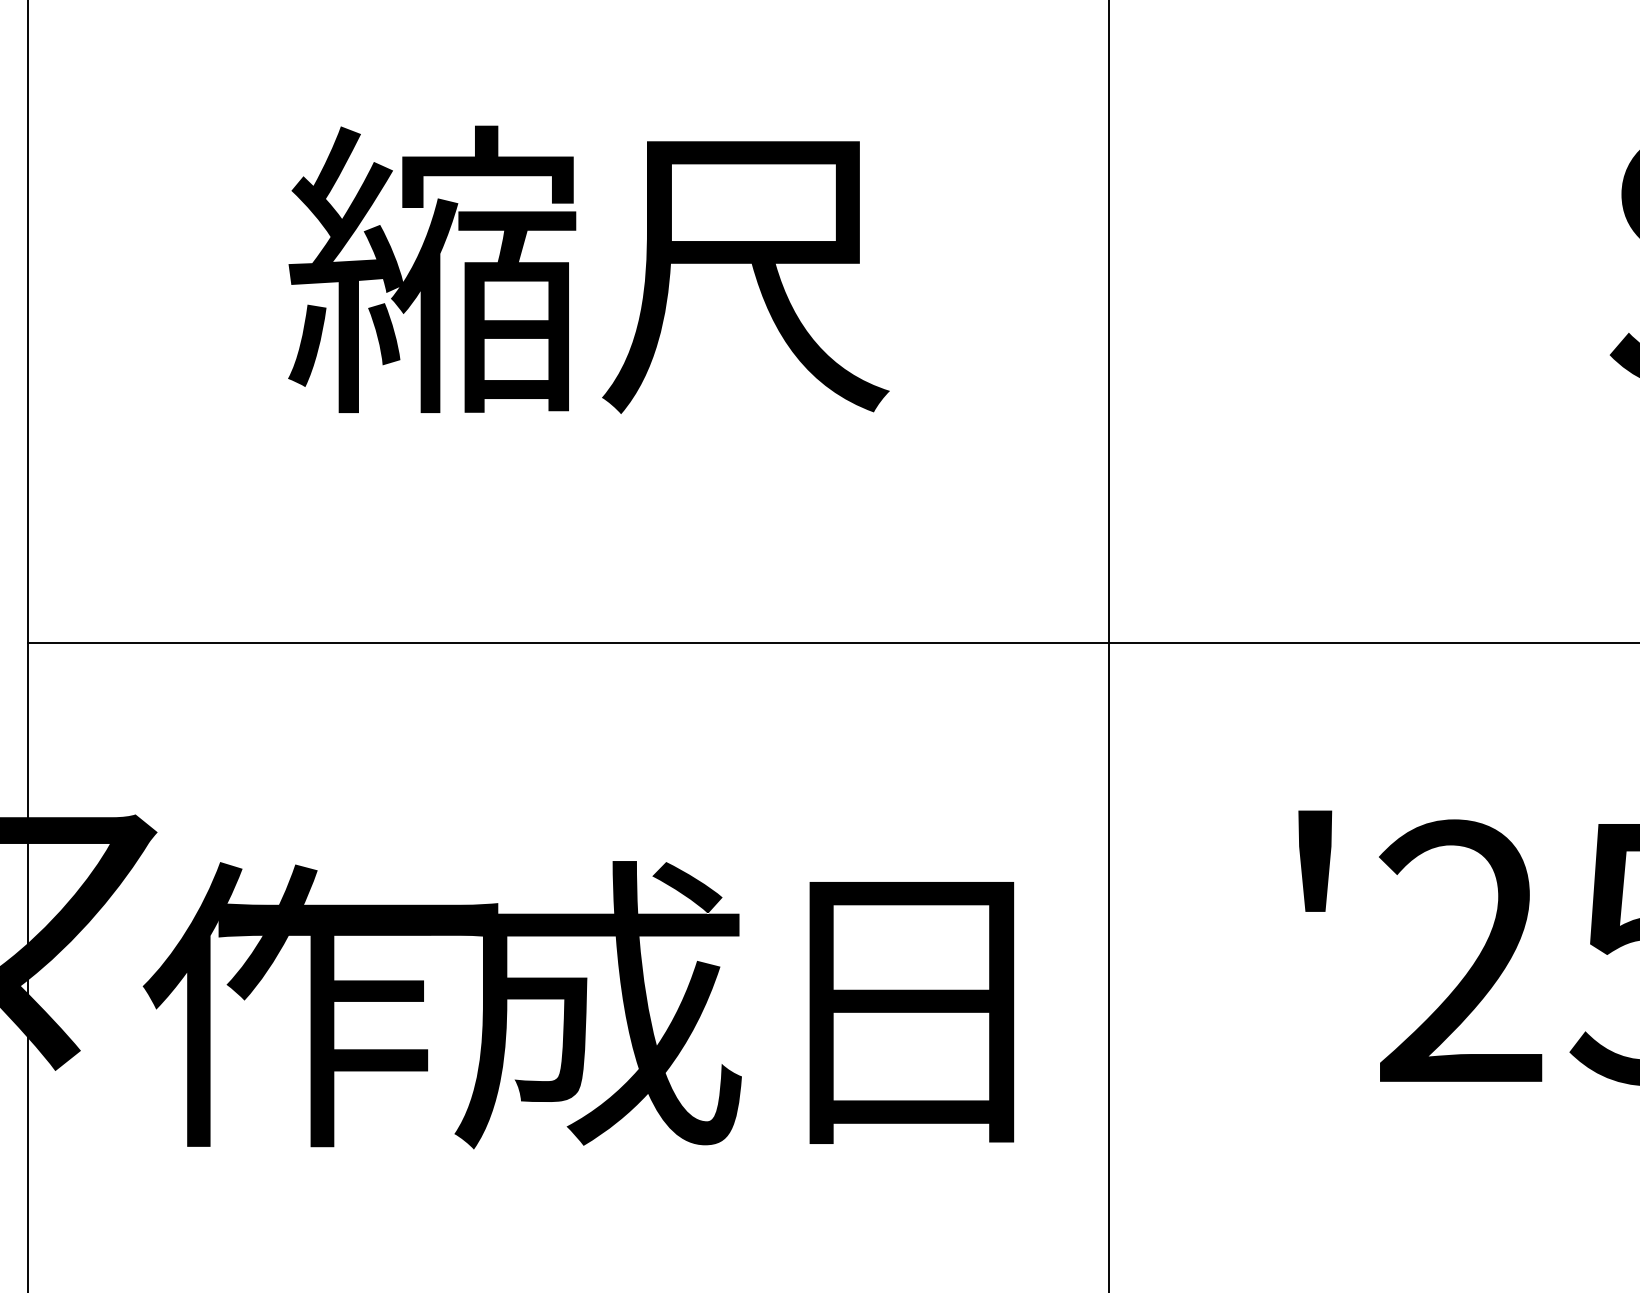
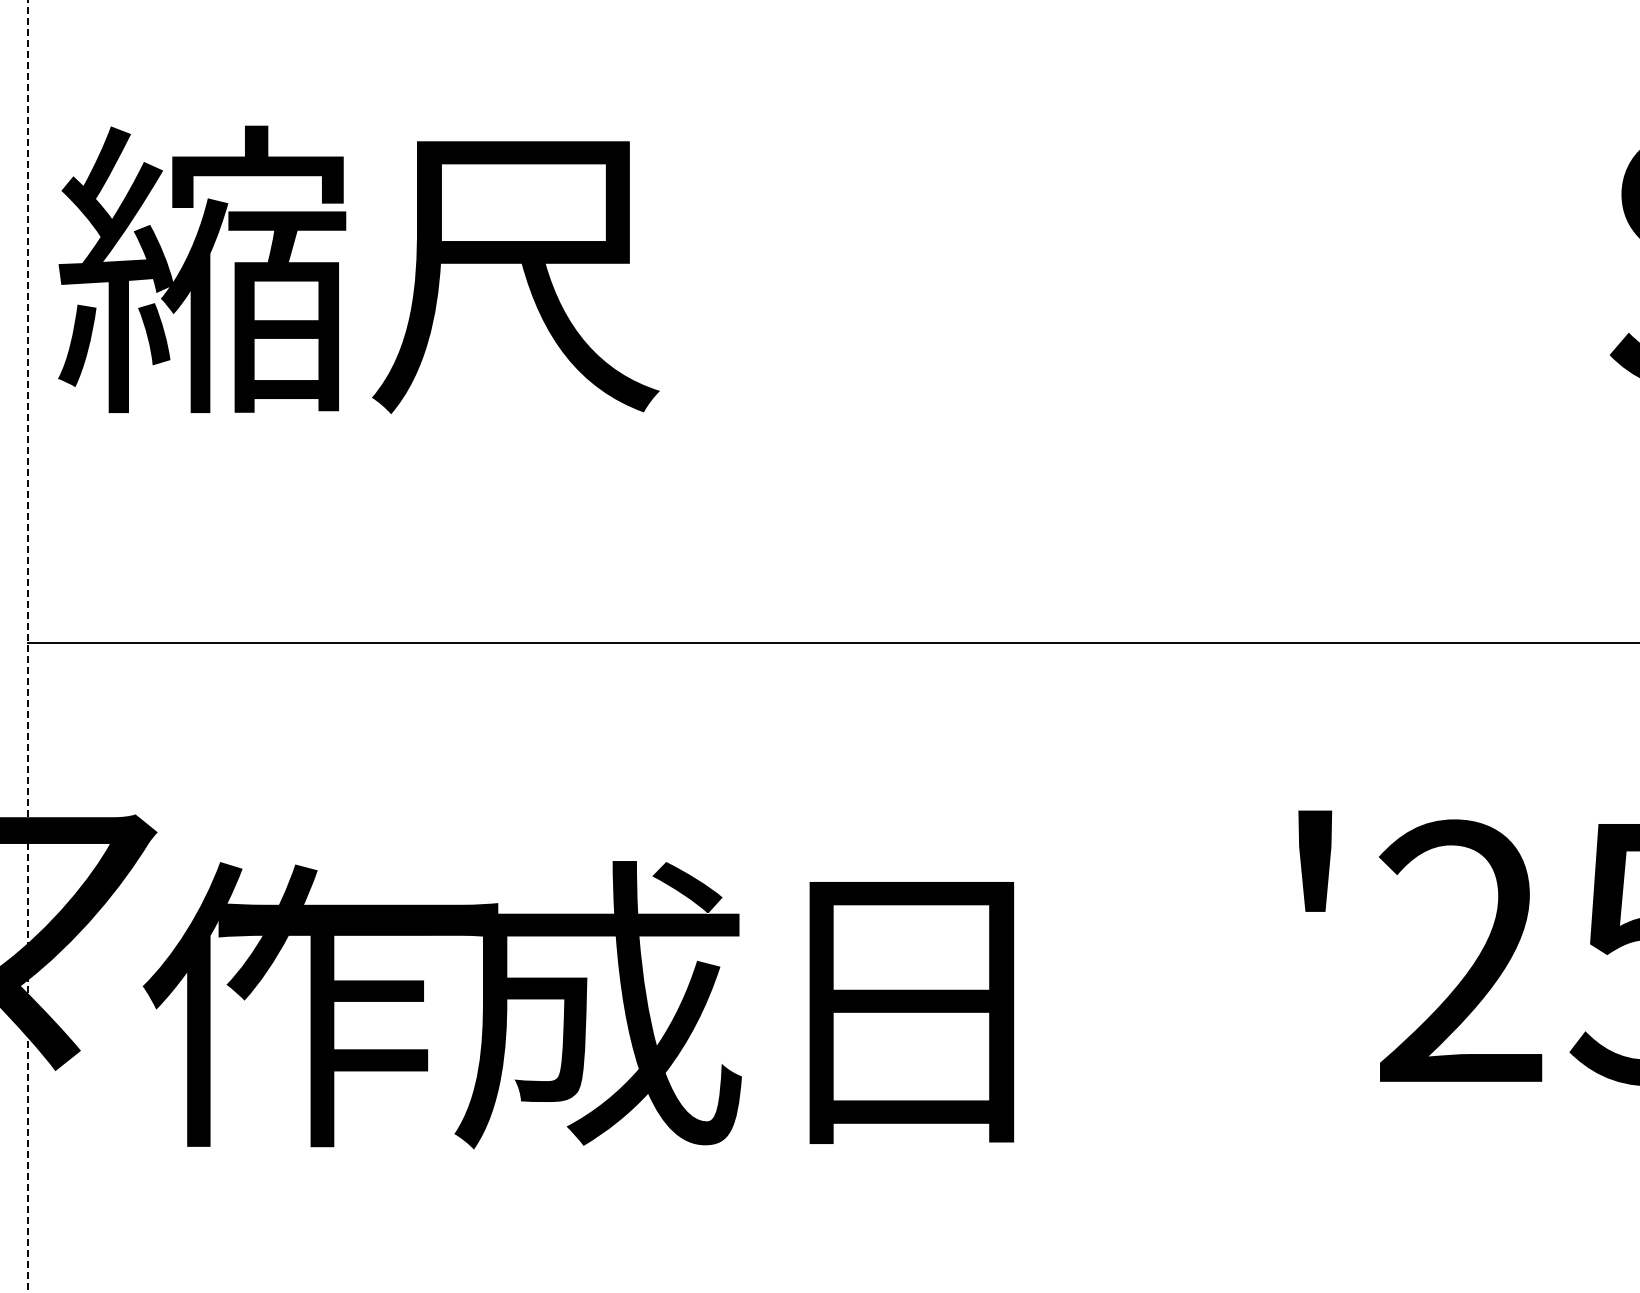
text position: (588, 269) -> (358, 269) (358, 269)
line: present -> none (1109, 645)
line: solid -> dashed (27, 646)
